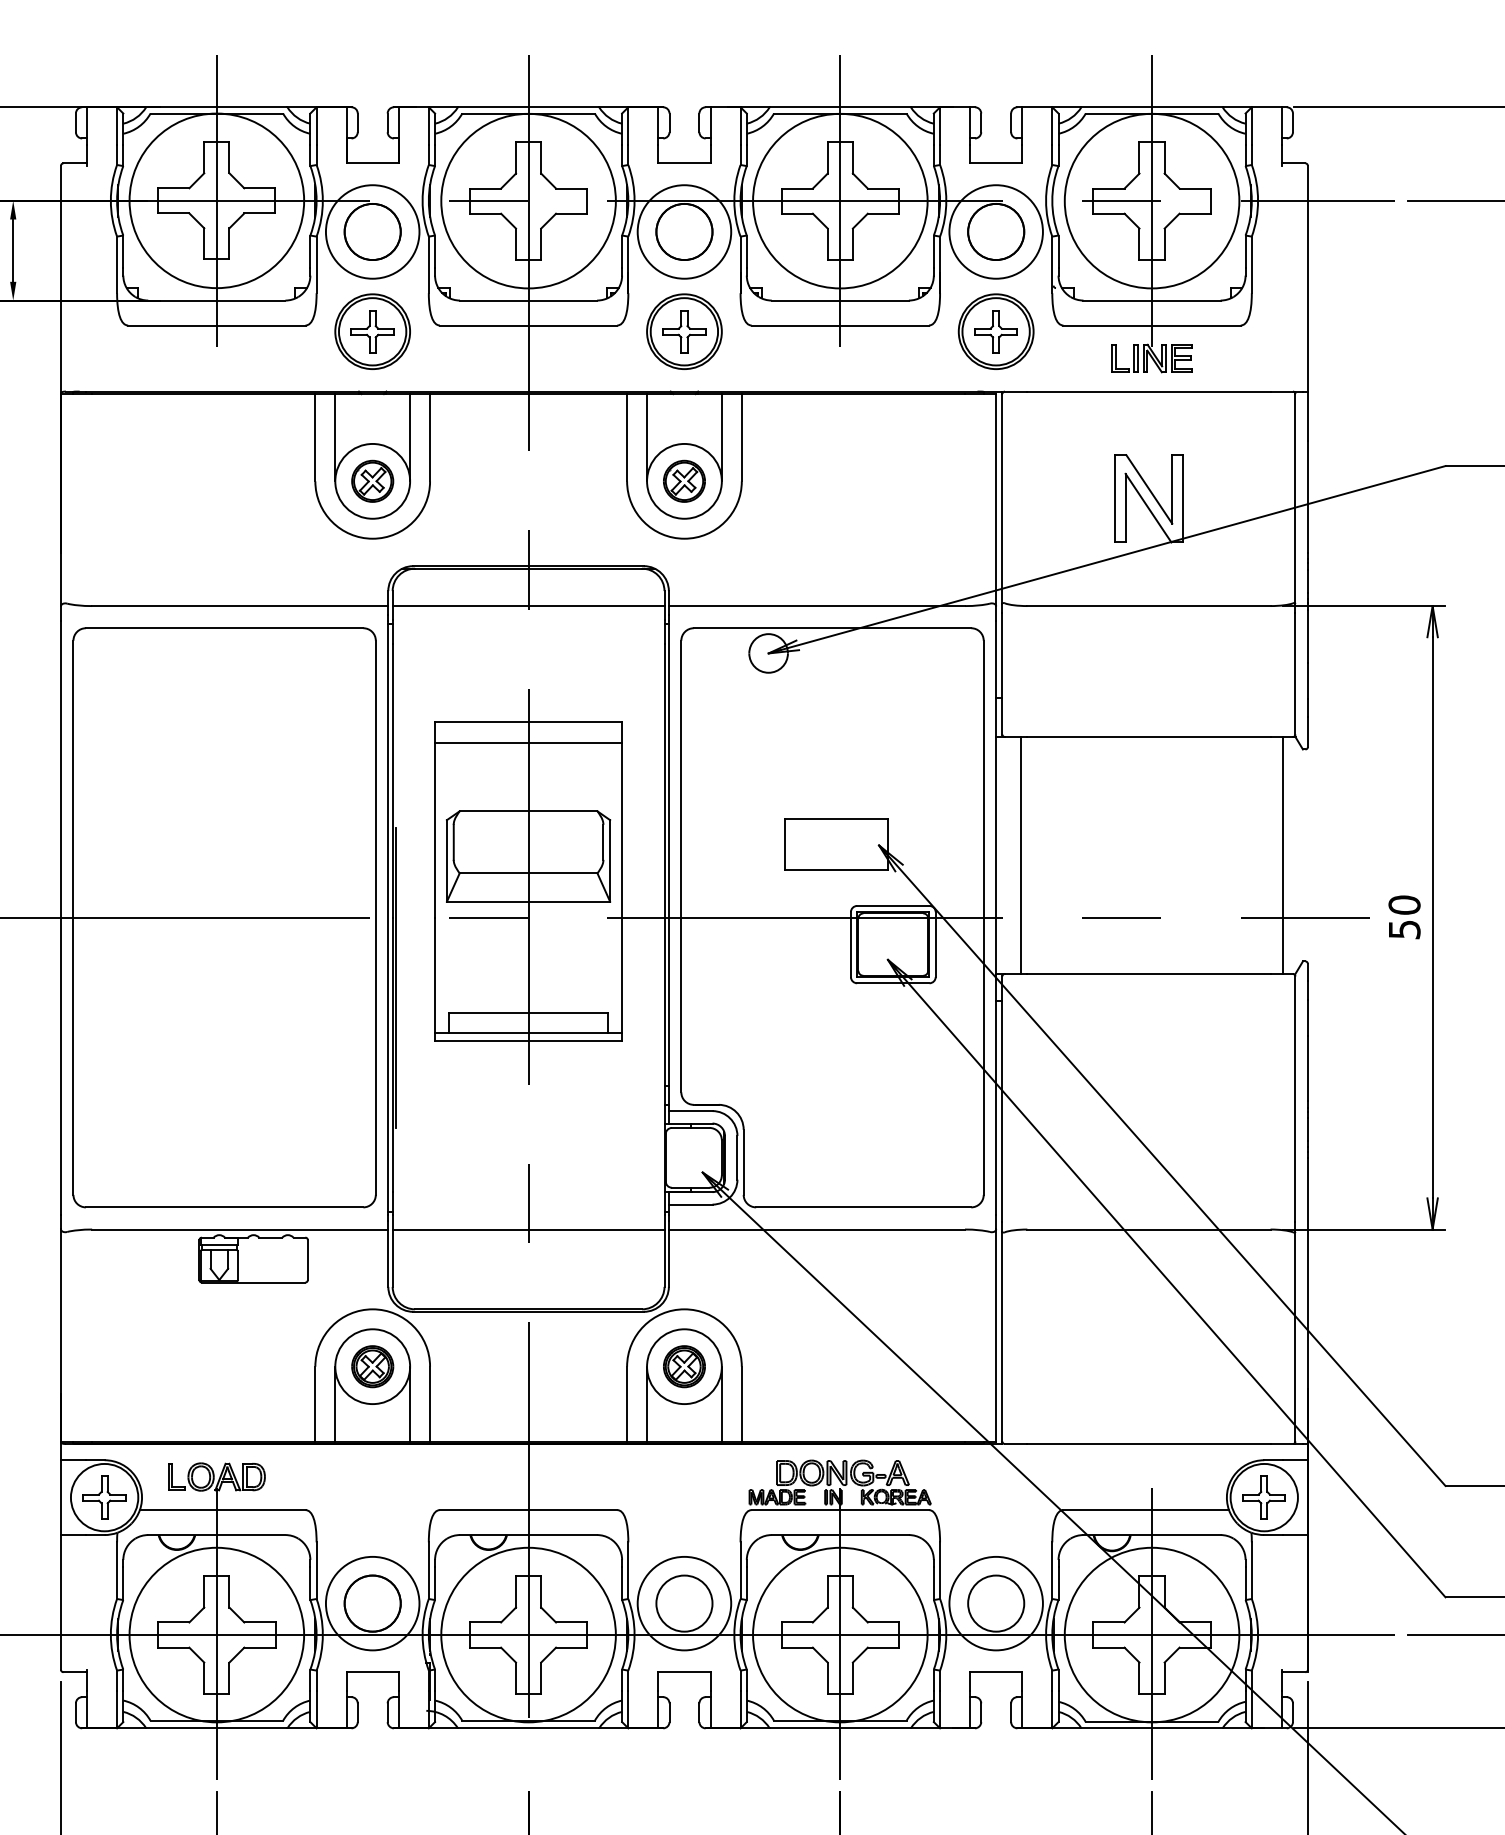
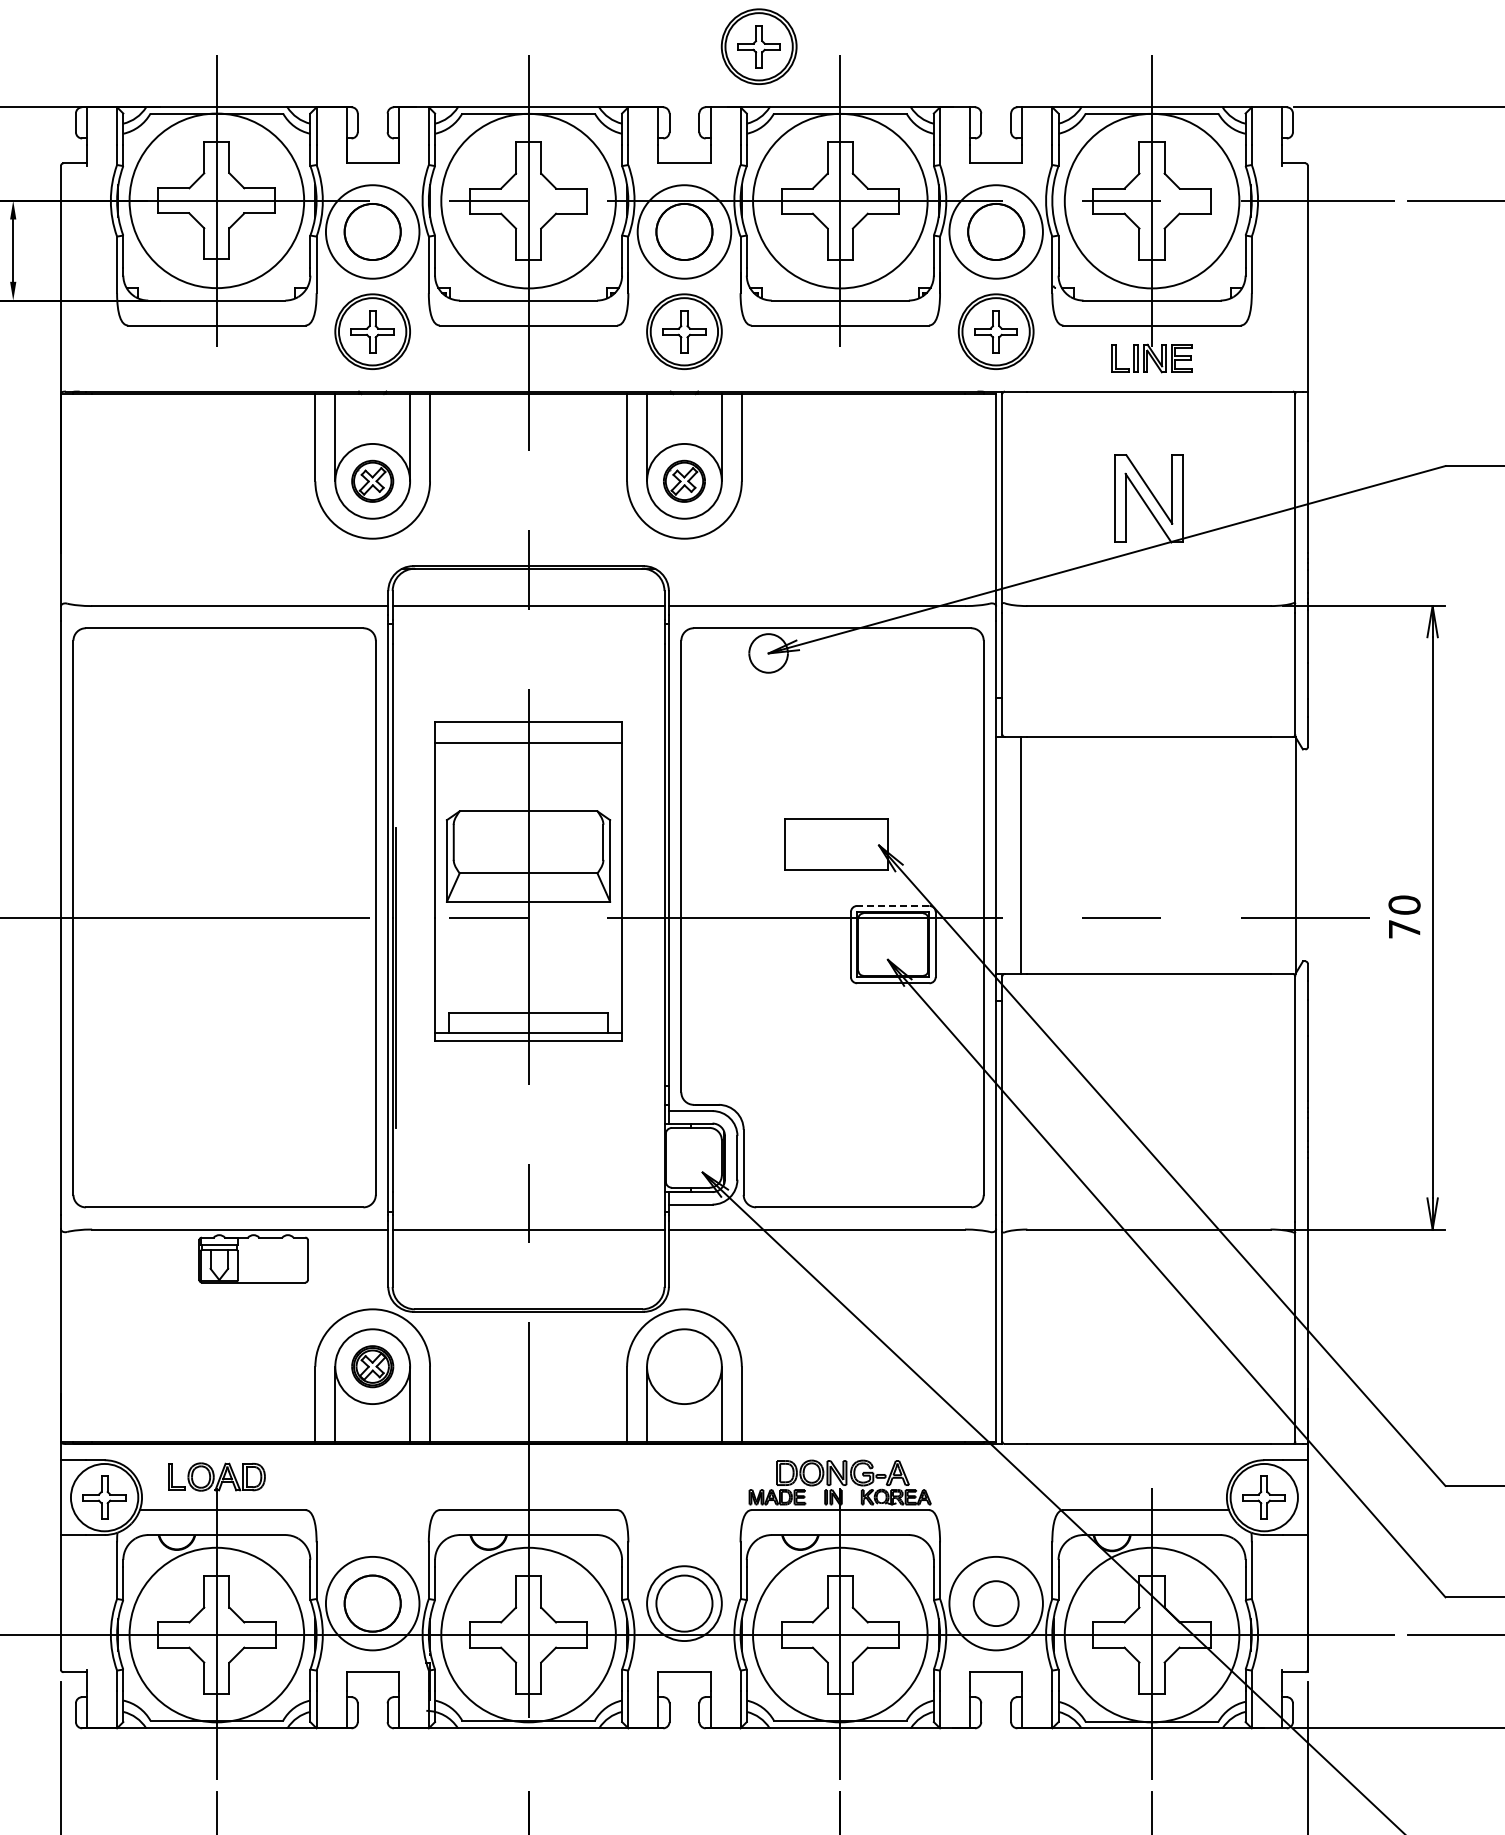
part: none -> present (758, 46)
line position: (1282, 855) -> (1295, 855) (1295, 855)
line: solid -> dashed (892, 905)
text: 50 -> 70 (1404, 929)
part: present -> none (684, 1366)
circle diameter: 94 px -> 75 px (684, 1603)
circle diameter: 56 px -> 45 px (995, 1603)
